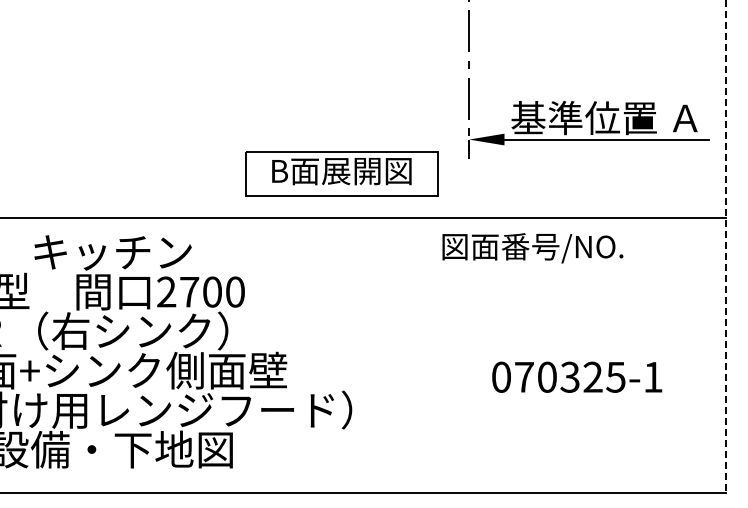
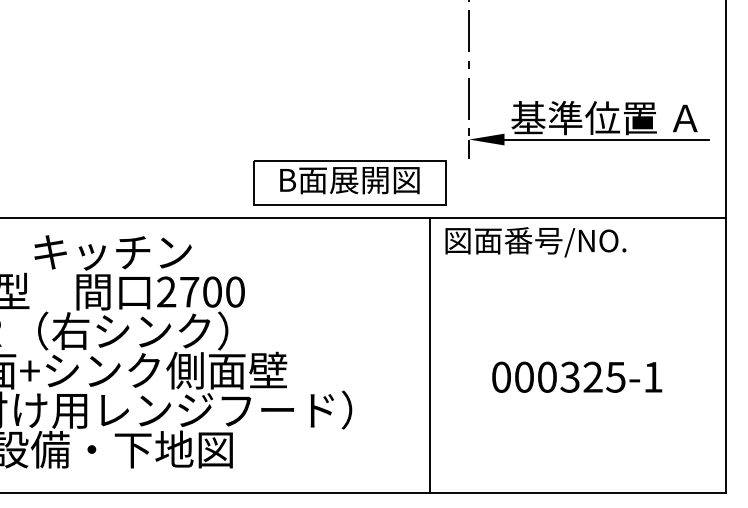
part position: (341, 173) -> (349, 182) (349, 182)
line: dashed -> solid (725, 246)
text position: (532, 248) -> (535, 242) (535, 242)
line: none -> present (429, 354)
text: 070325-1 -> 000325-1 (524, 376)
